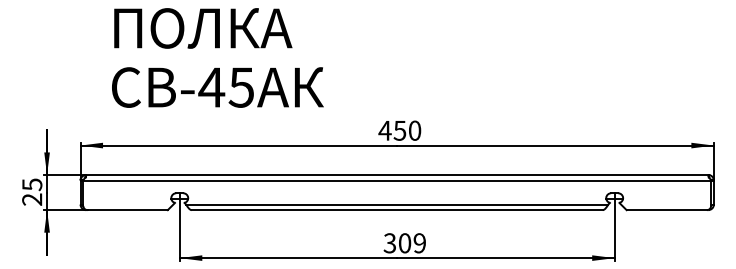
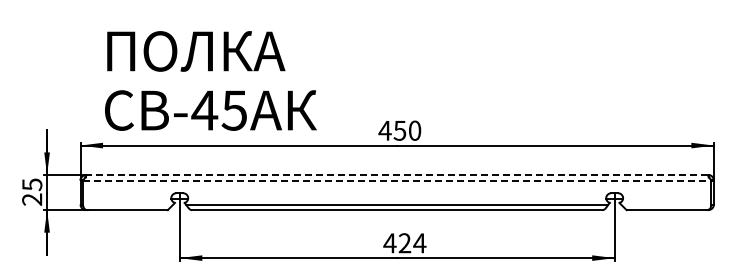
text position: (217, 57) -> (210, 80) (210, 80)
line: solid -> dashed (396, 174)
line: solid -> dashed (397, 180)
text: 309 -> 424 (404, 243)
